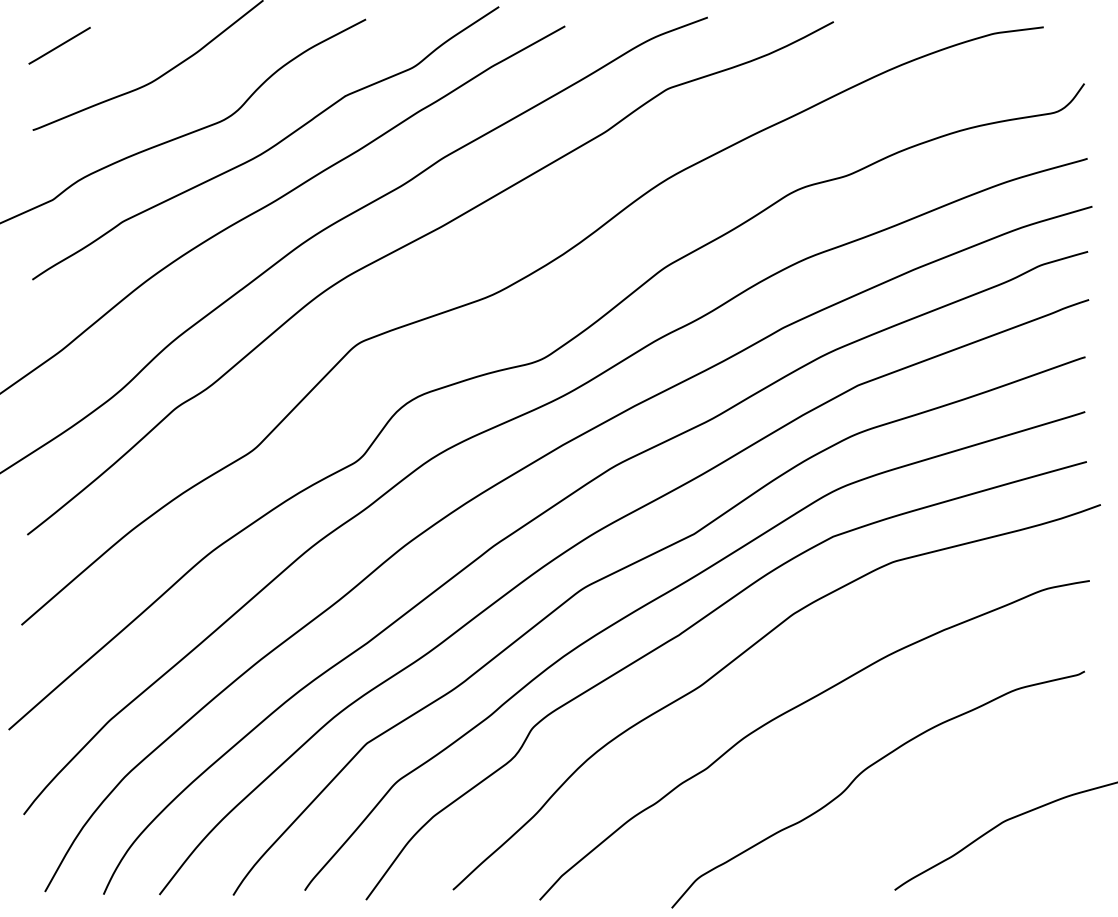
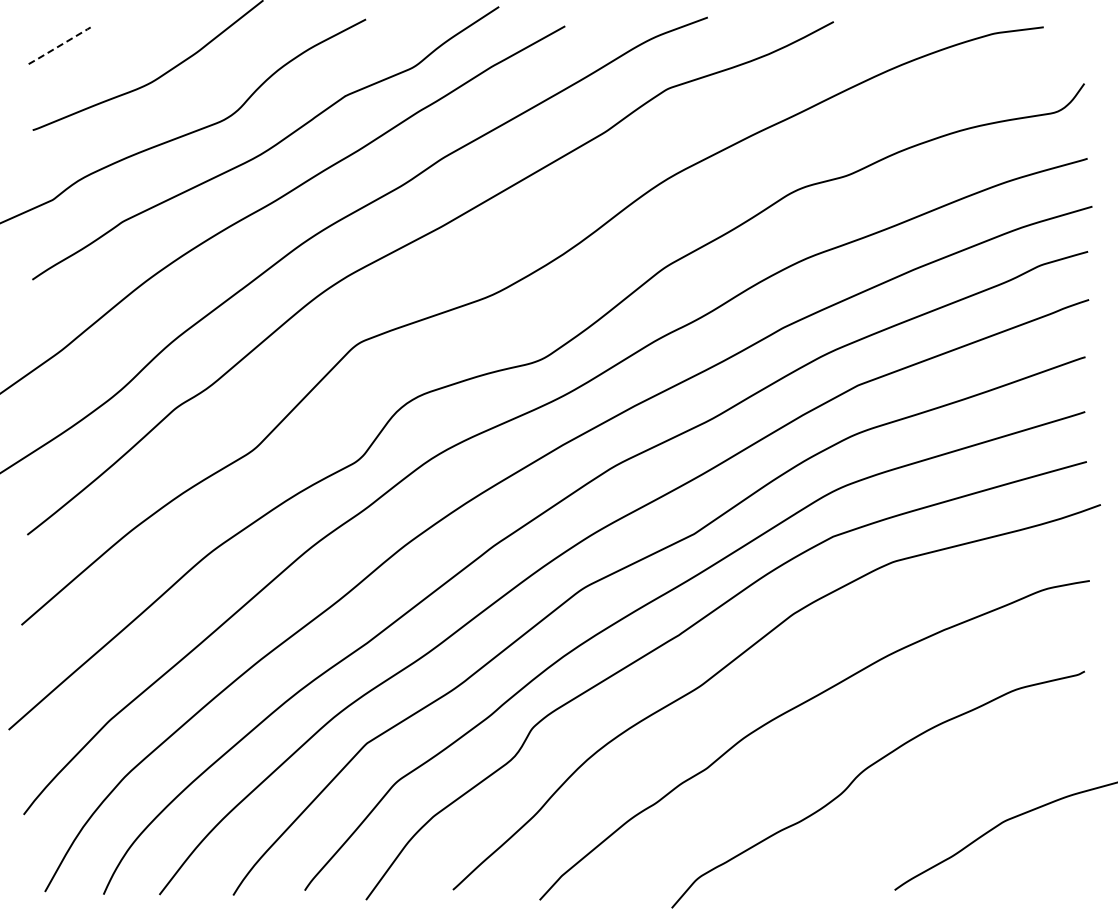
line: solid -> dashed (60, 45)
